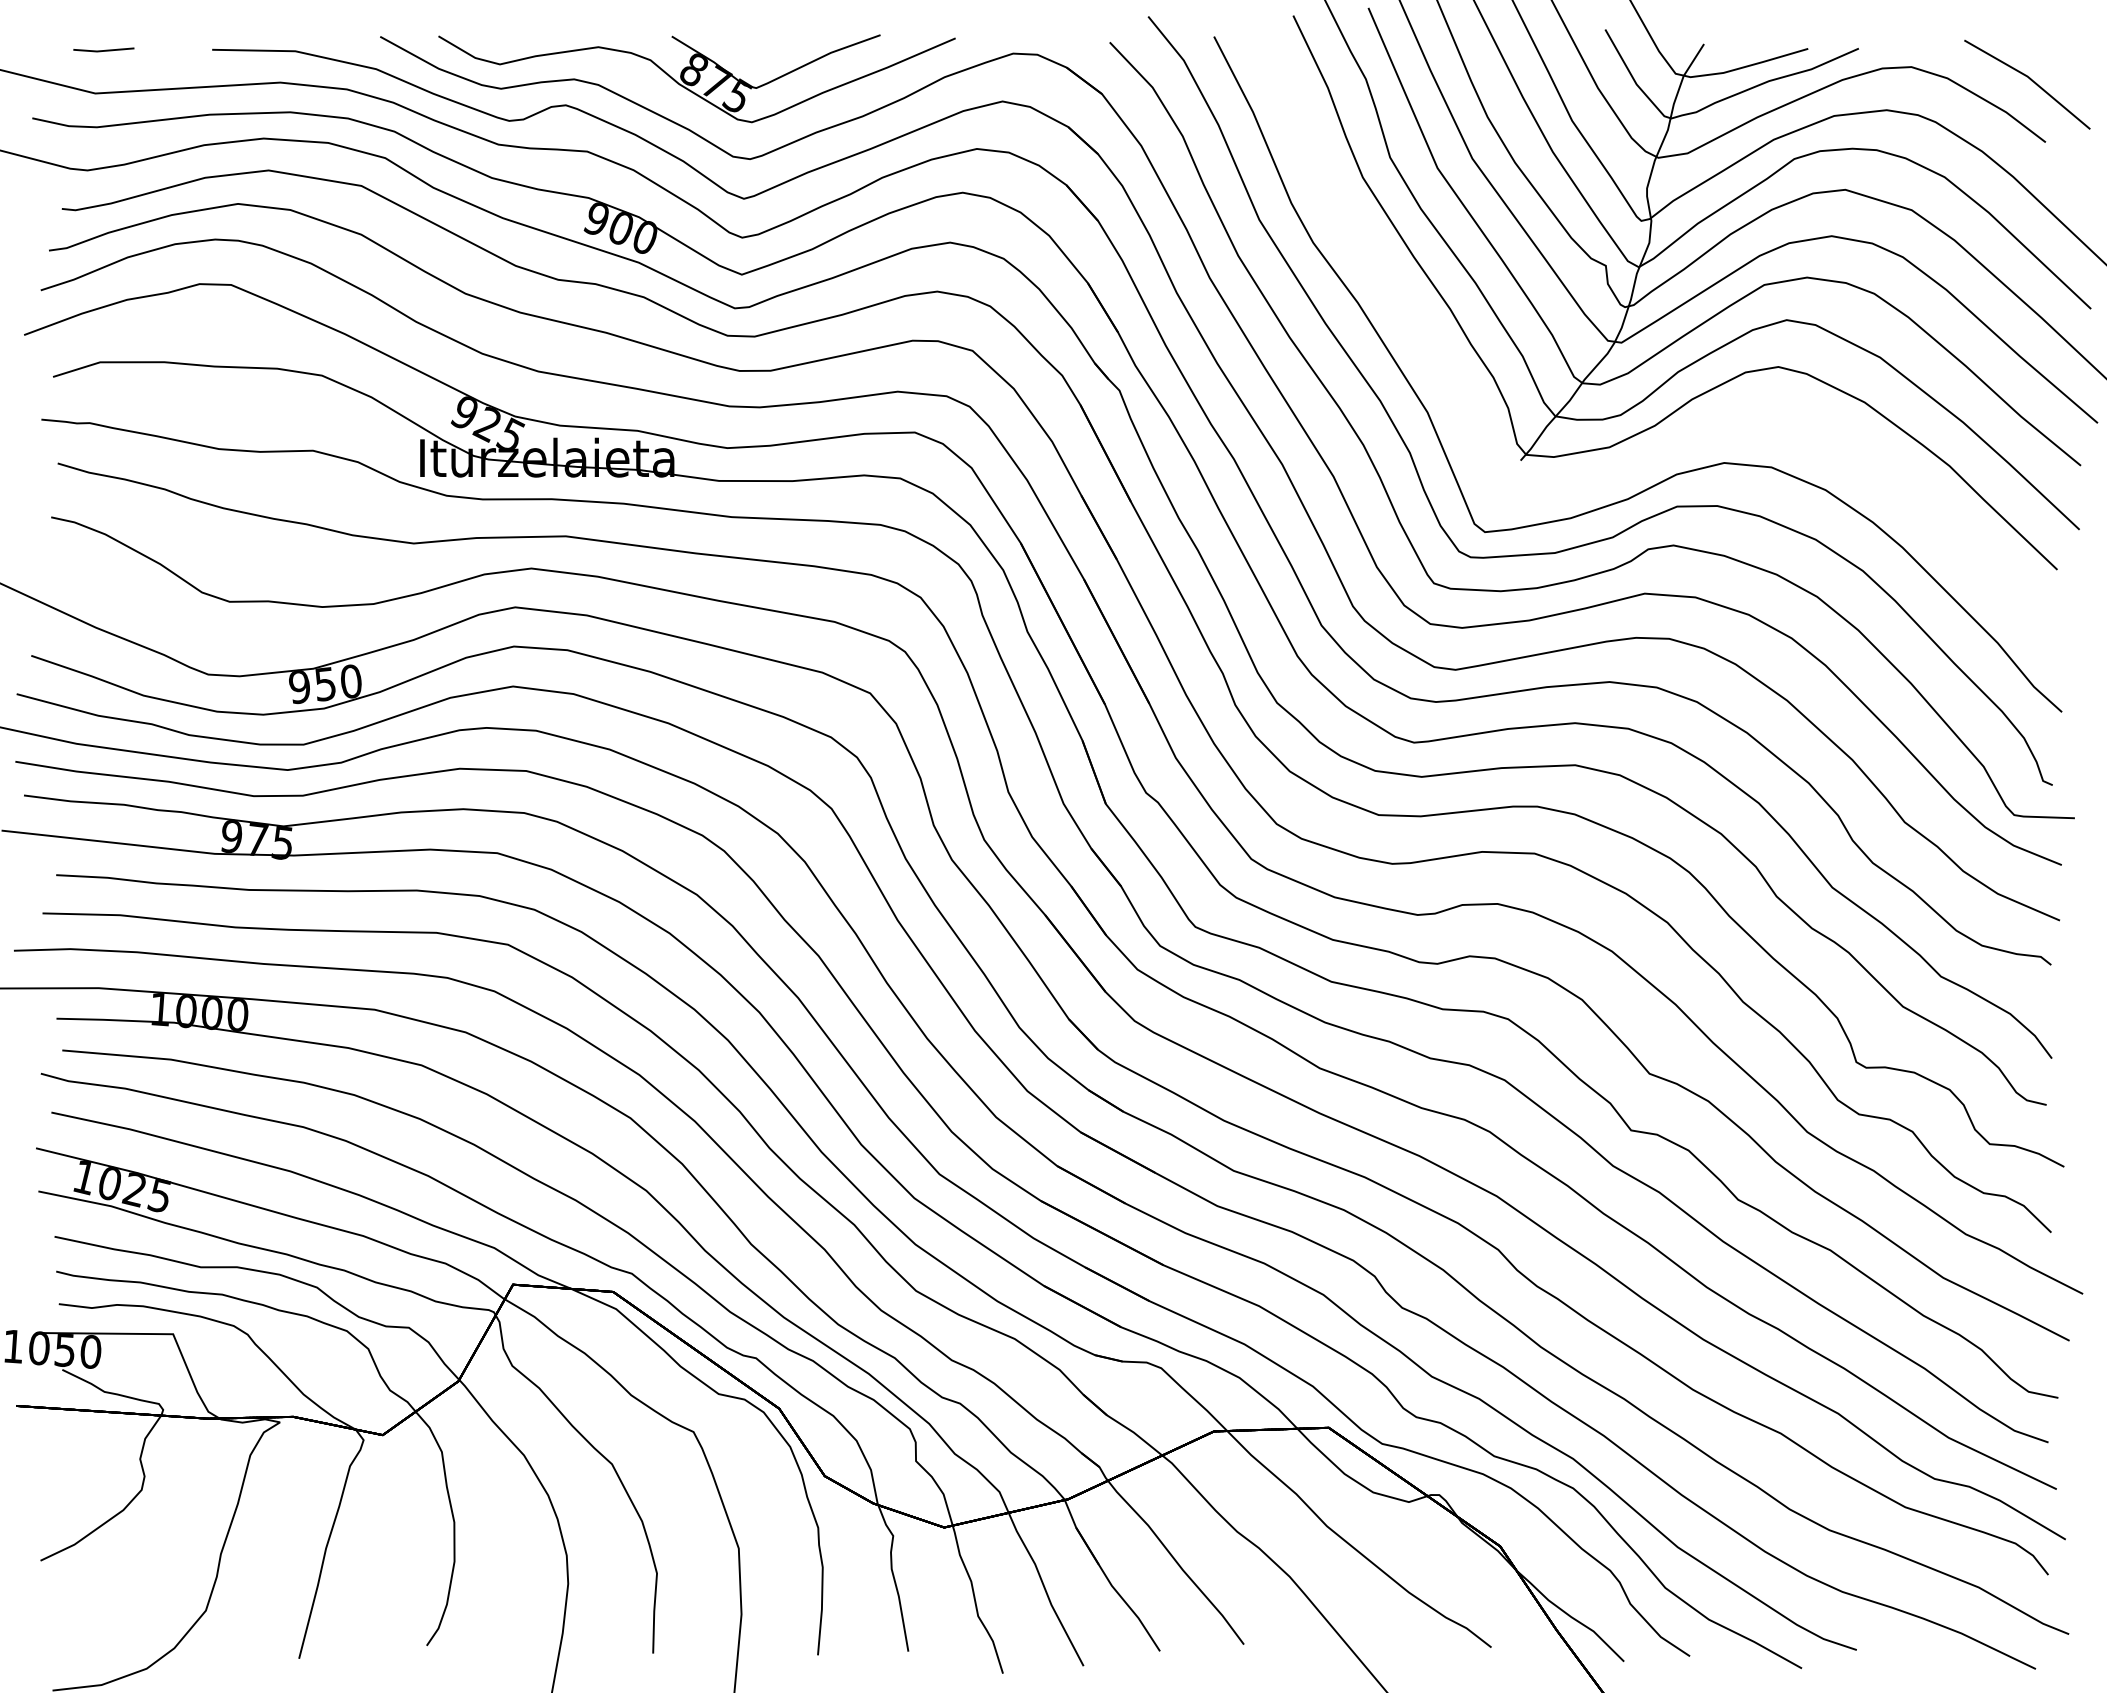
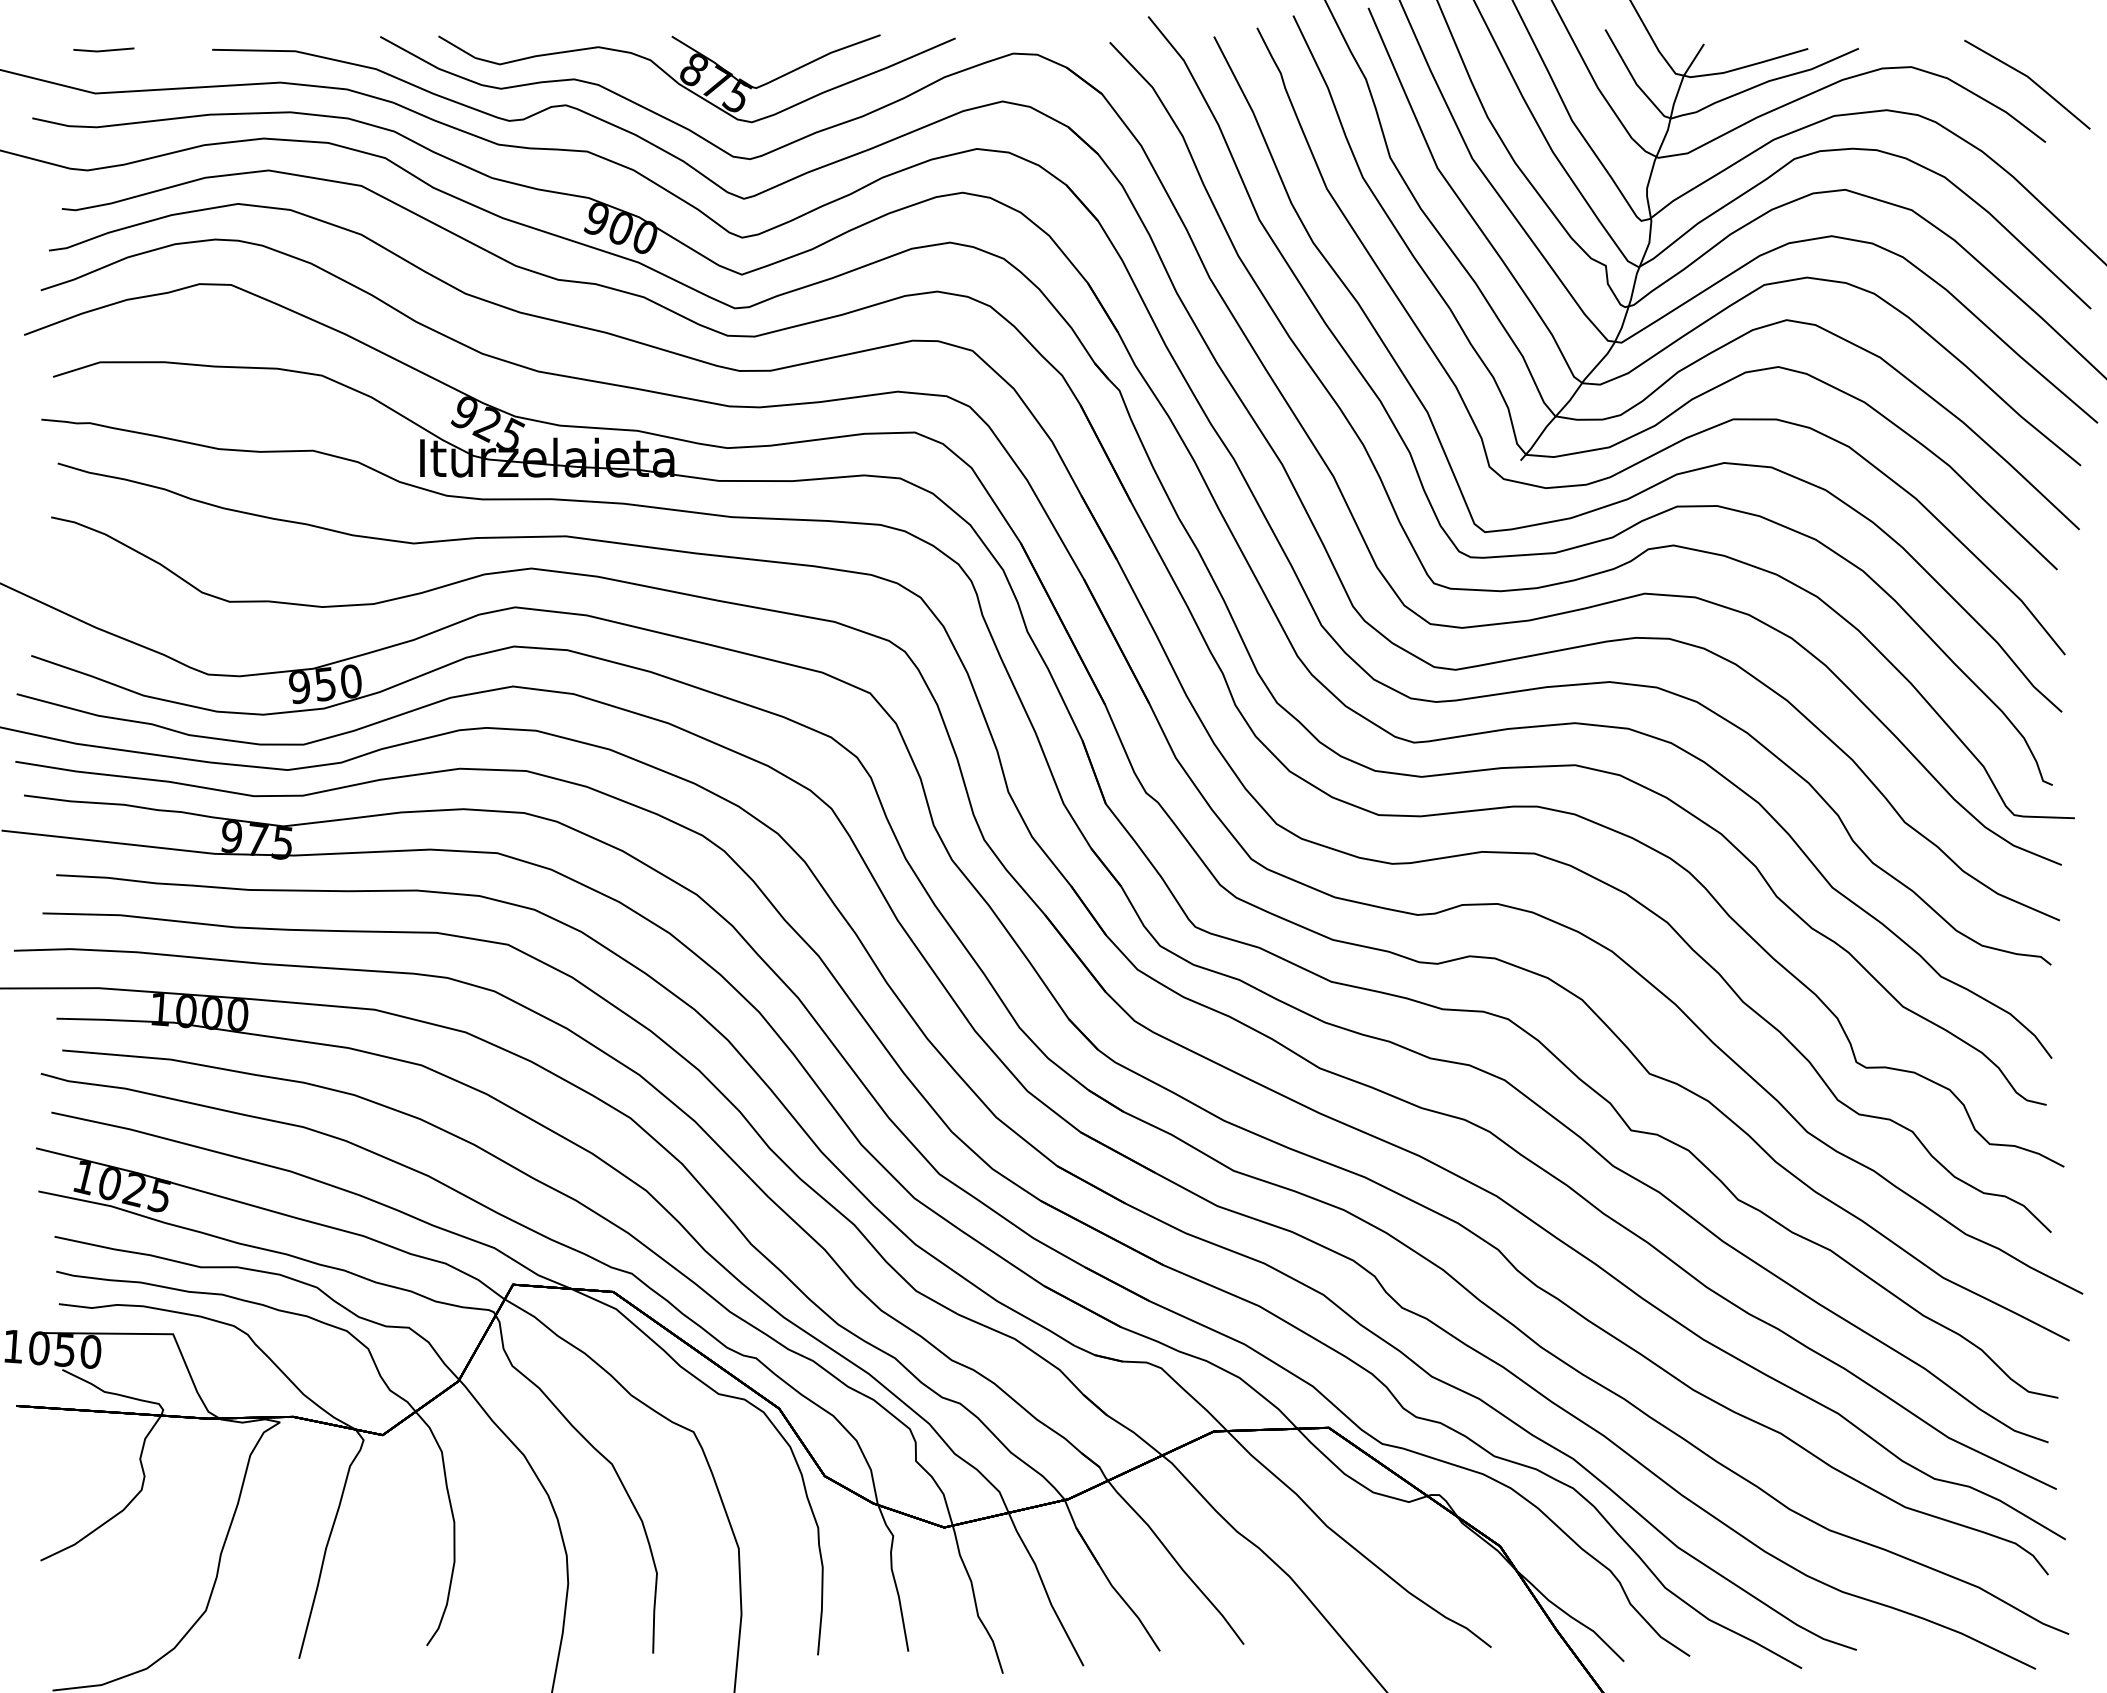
part: none -> present (1694, 433)
